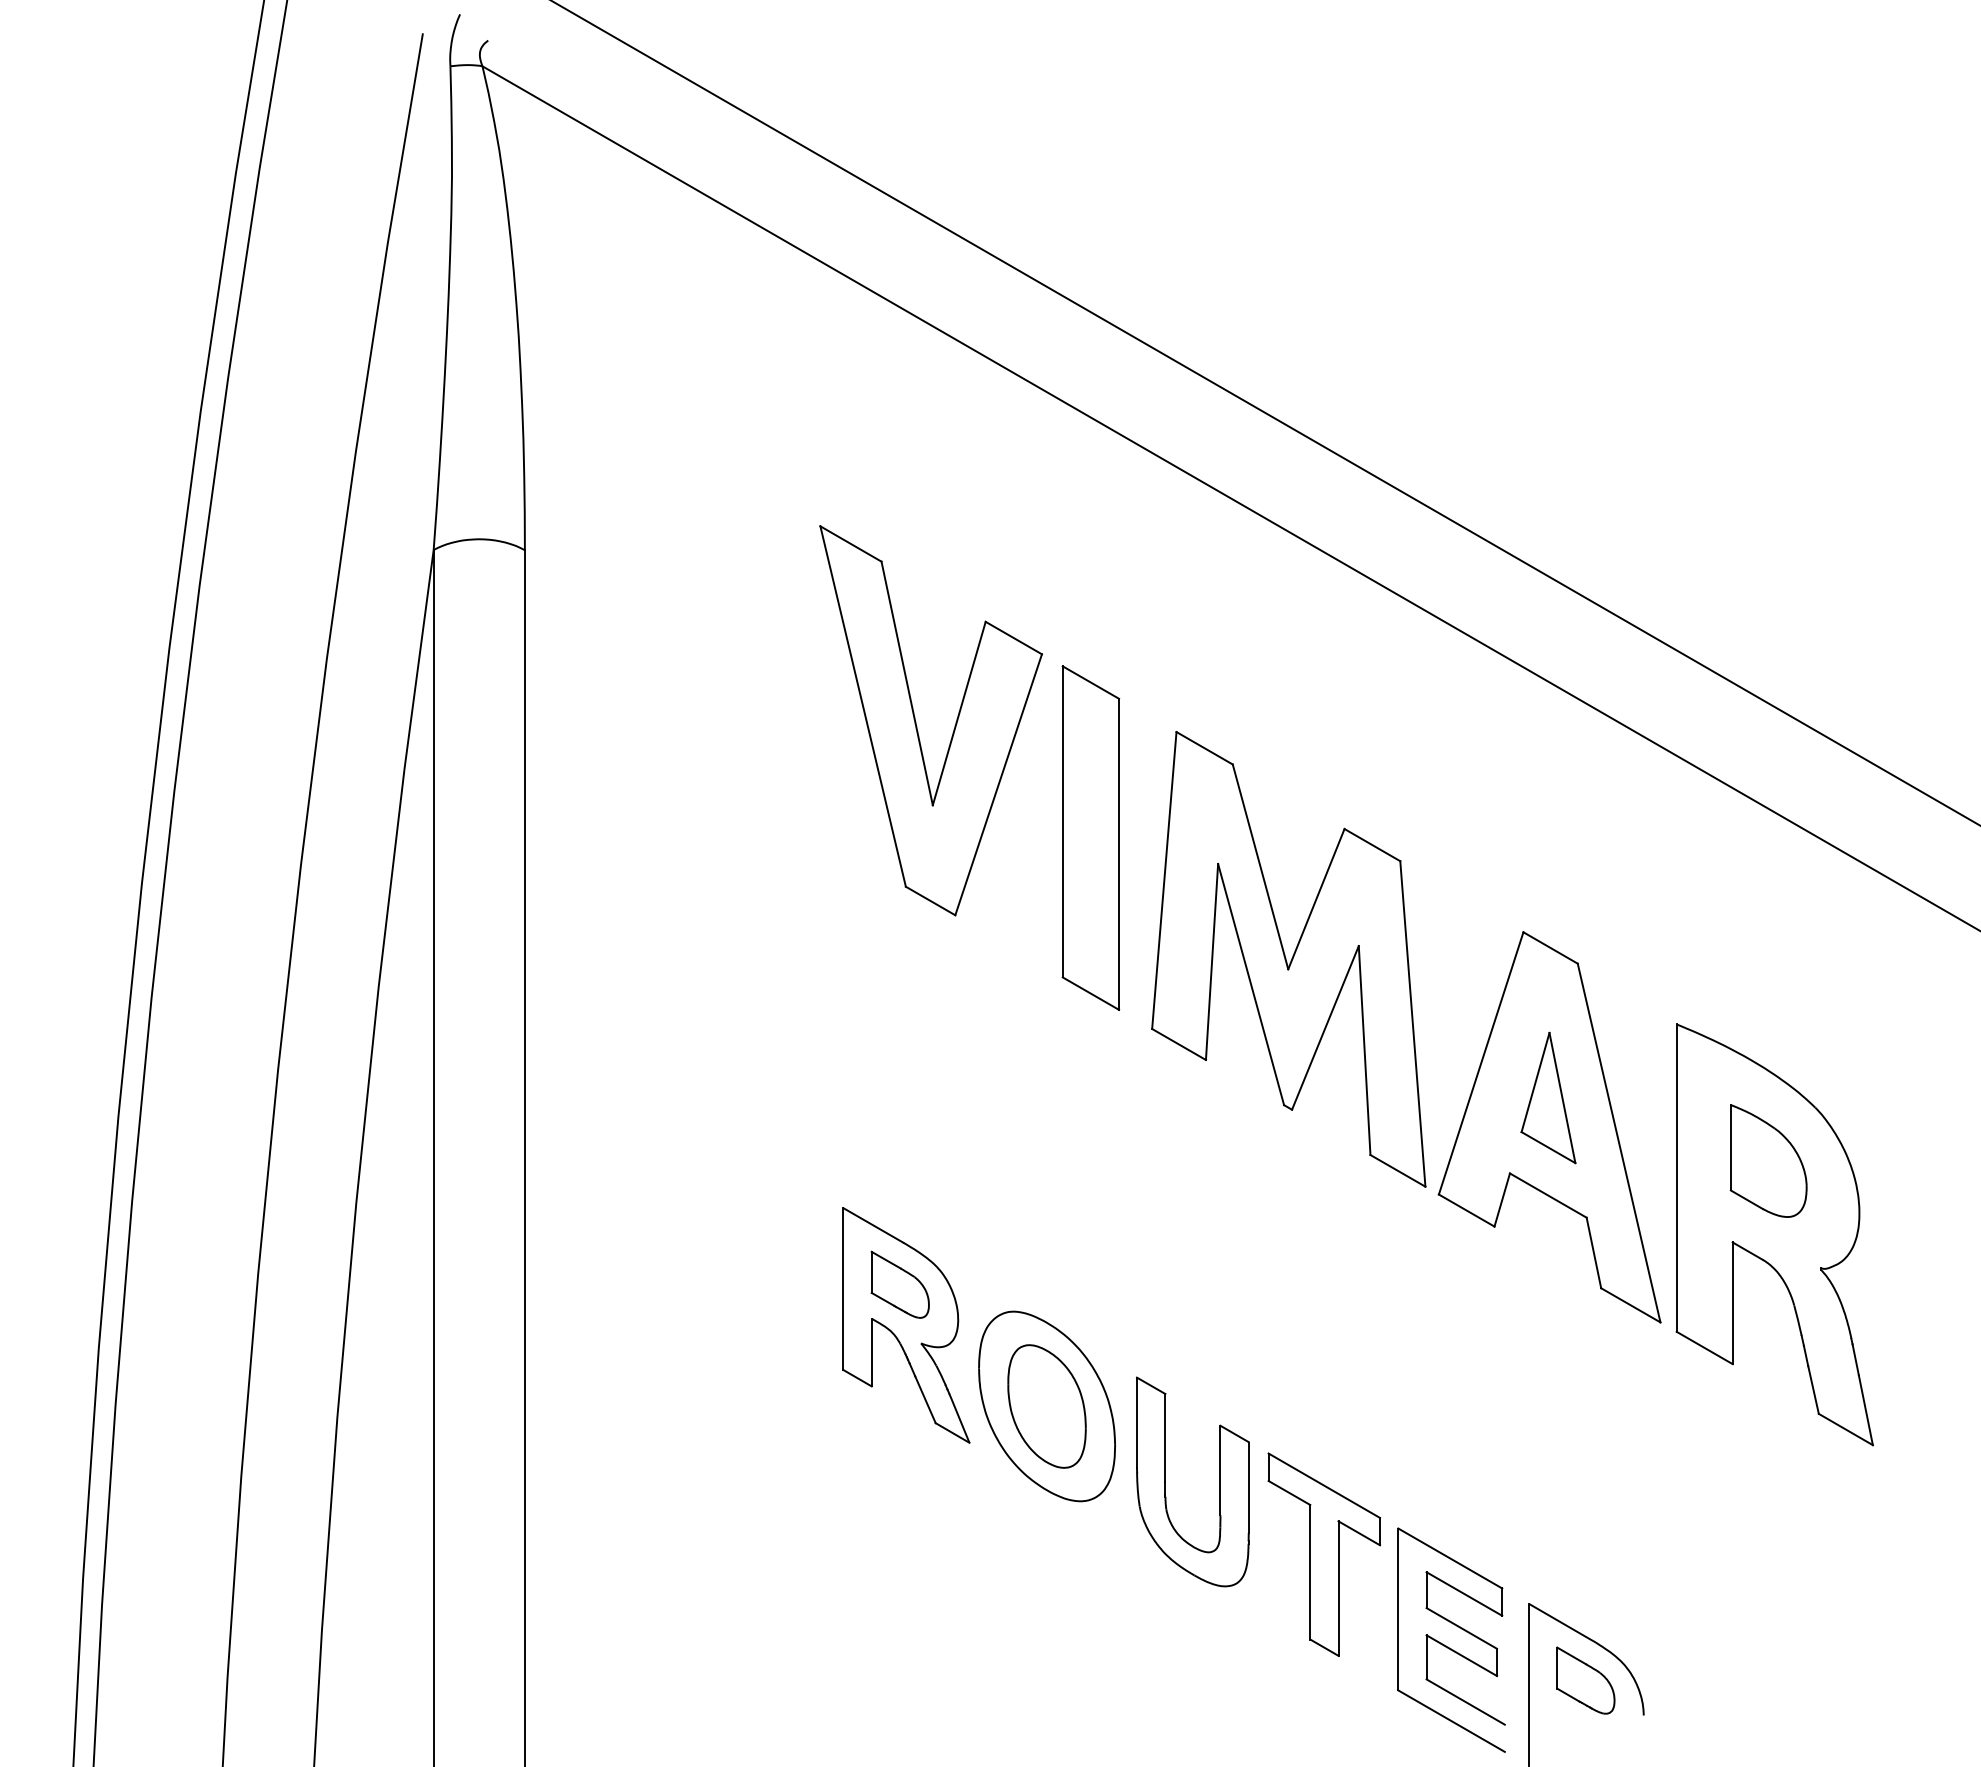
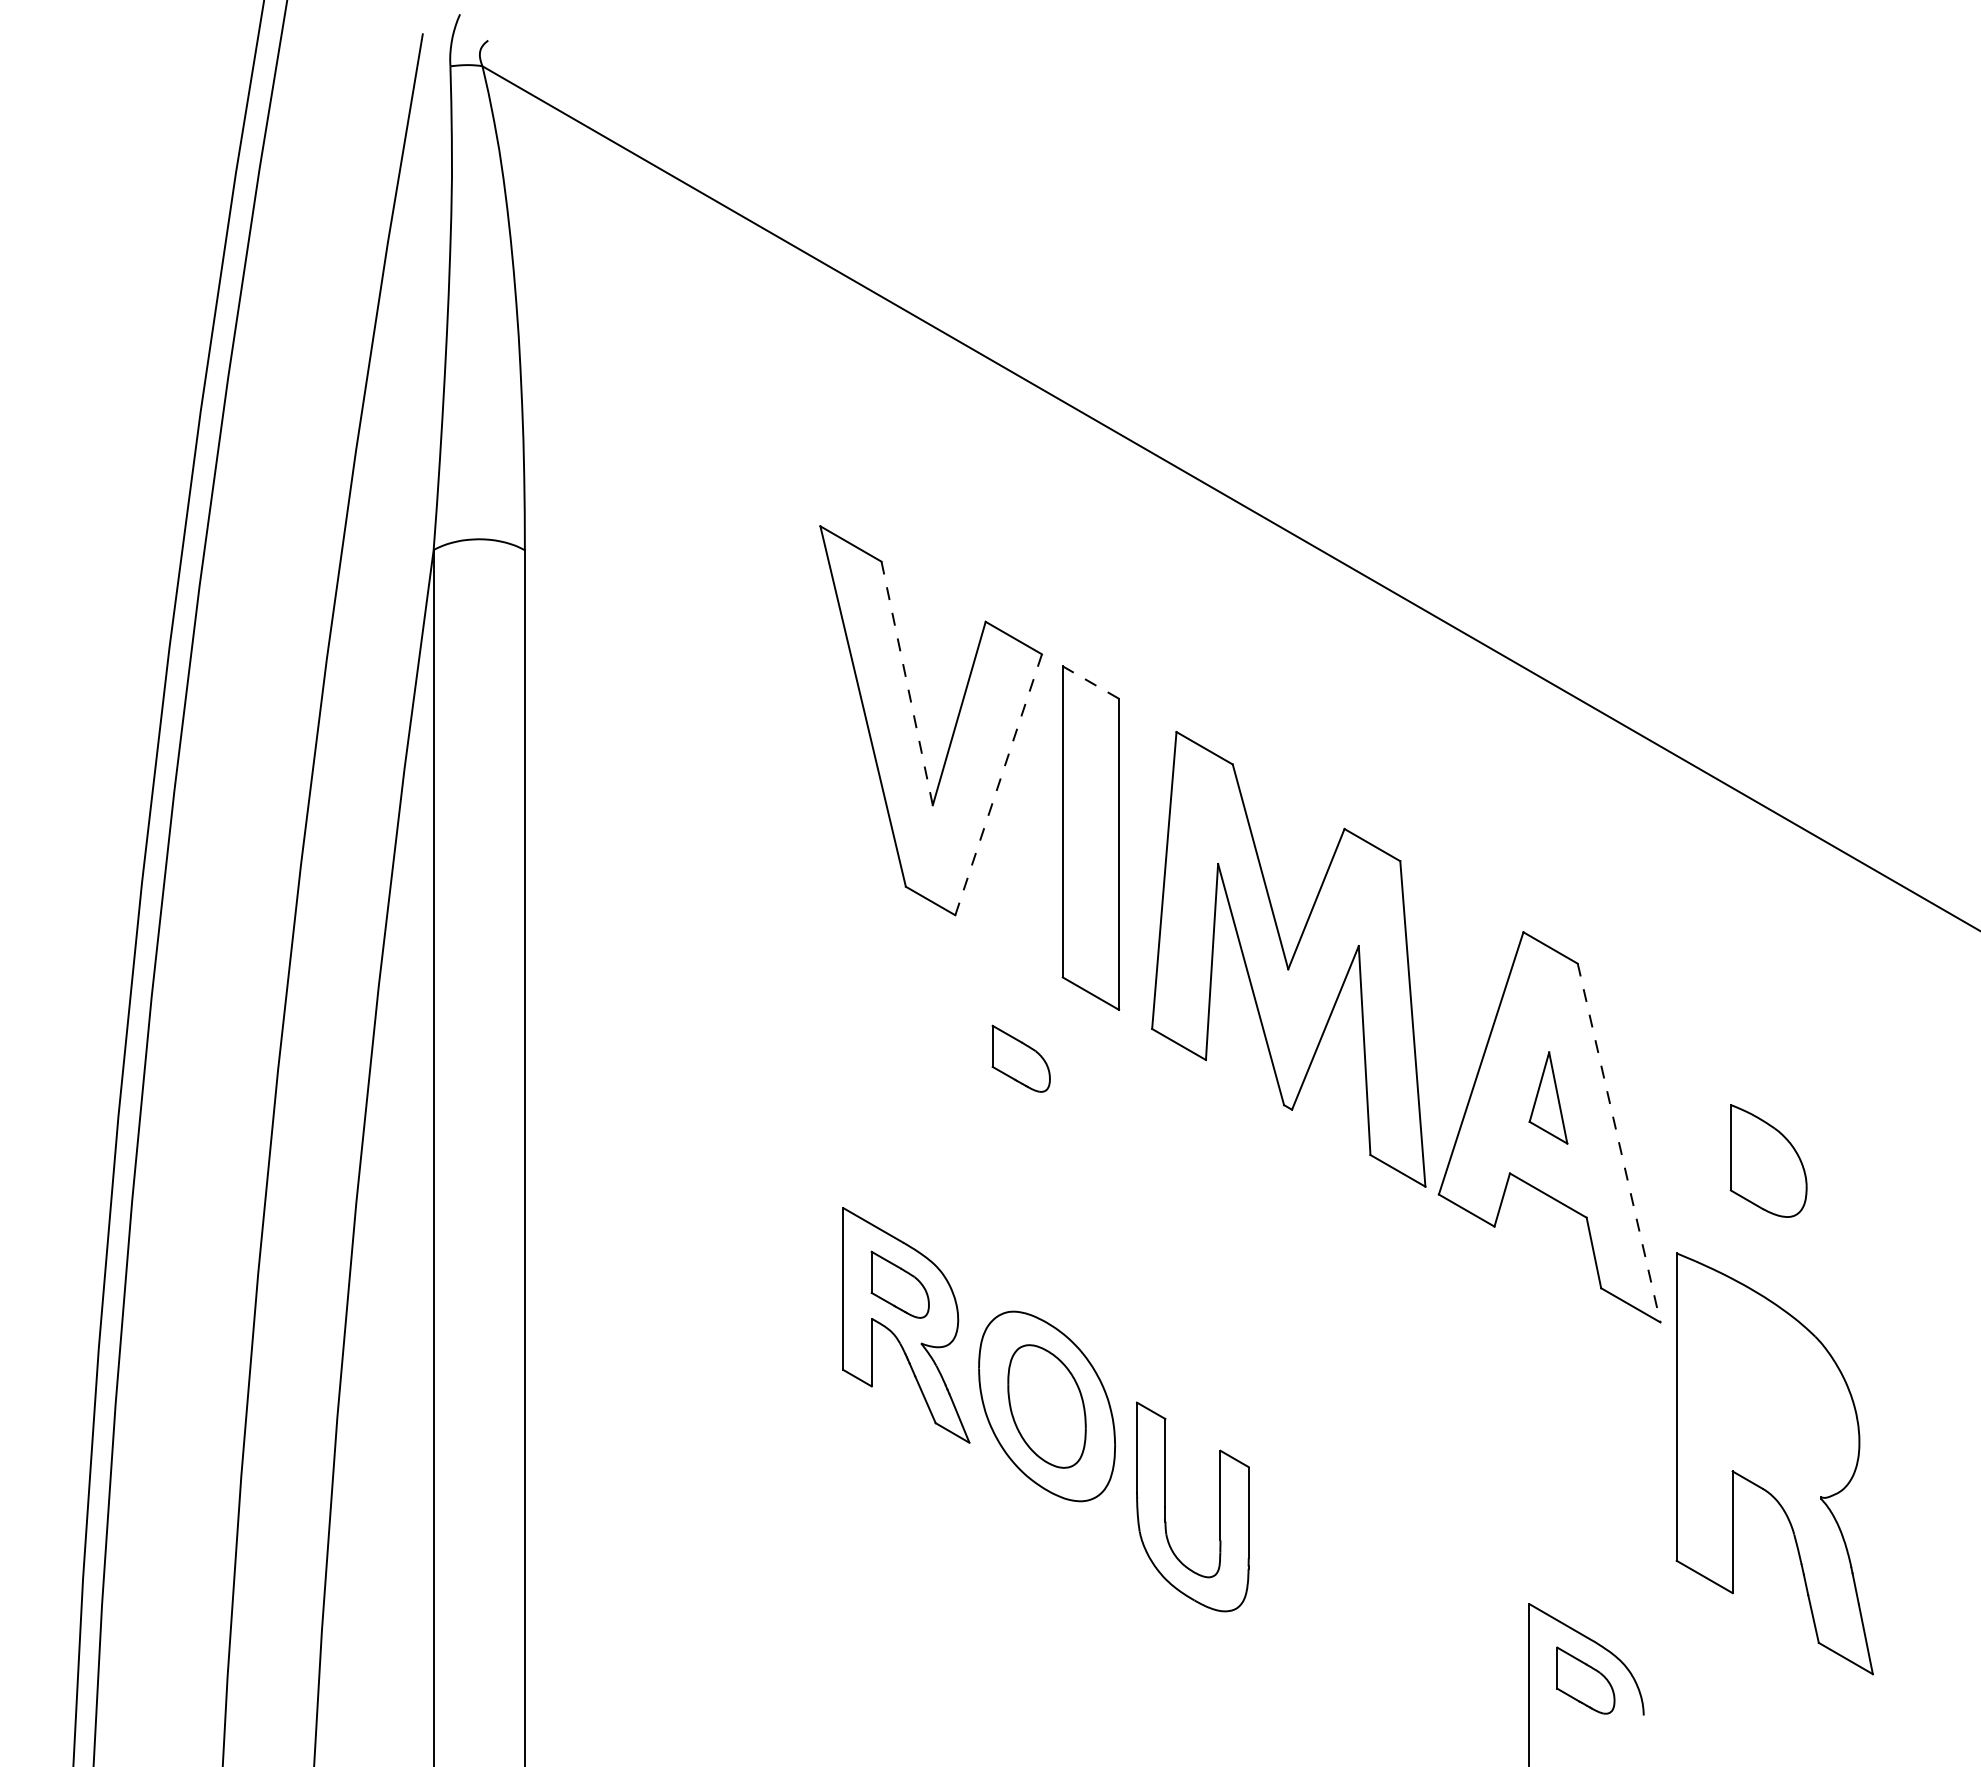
line: present -> none (1265, 413)
line: solid -> dashed (1090, 682)
line: solid -> dashed (907, 683)
line: solid -> dashed (998, 785)
part: none -> present (1020, 1058)
part size: 57x134 px -> 41x94 px (1548, 1097)
line: solid -> dashed (1619, 1143)
part position: (1774, 1234) -> (1774, 1463) (1774, 1463)
part position: (1165, 1481) -> (1165, 1506) (1165, 1506)
part: present -> none (1324, 1554)
part: present -> none (1448, 1646)
